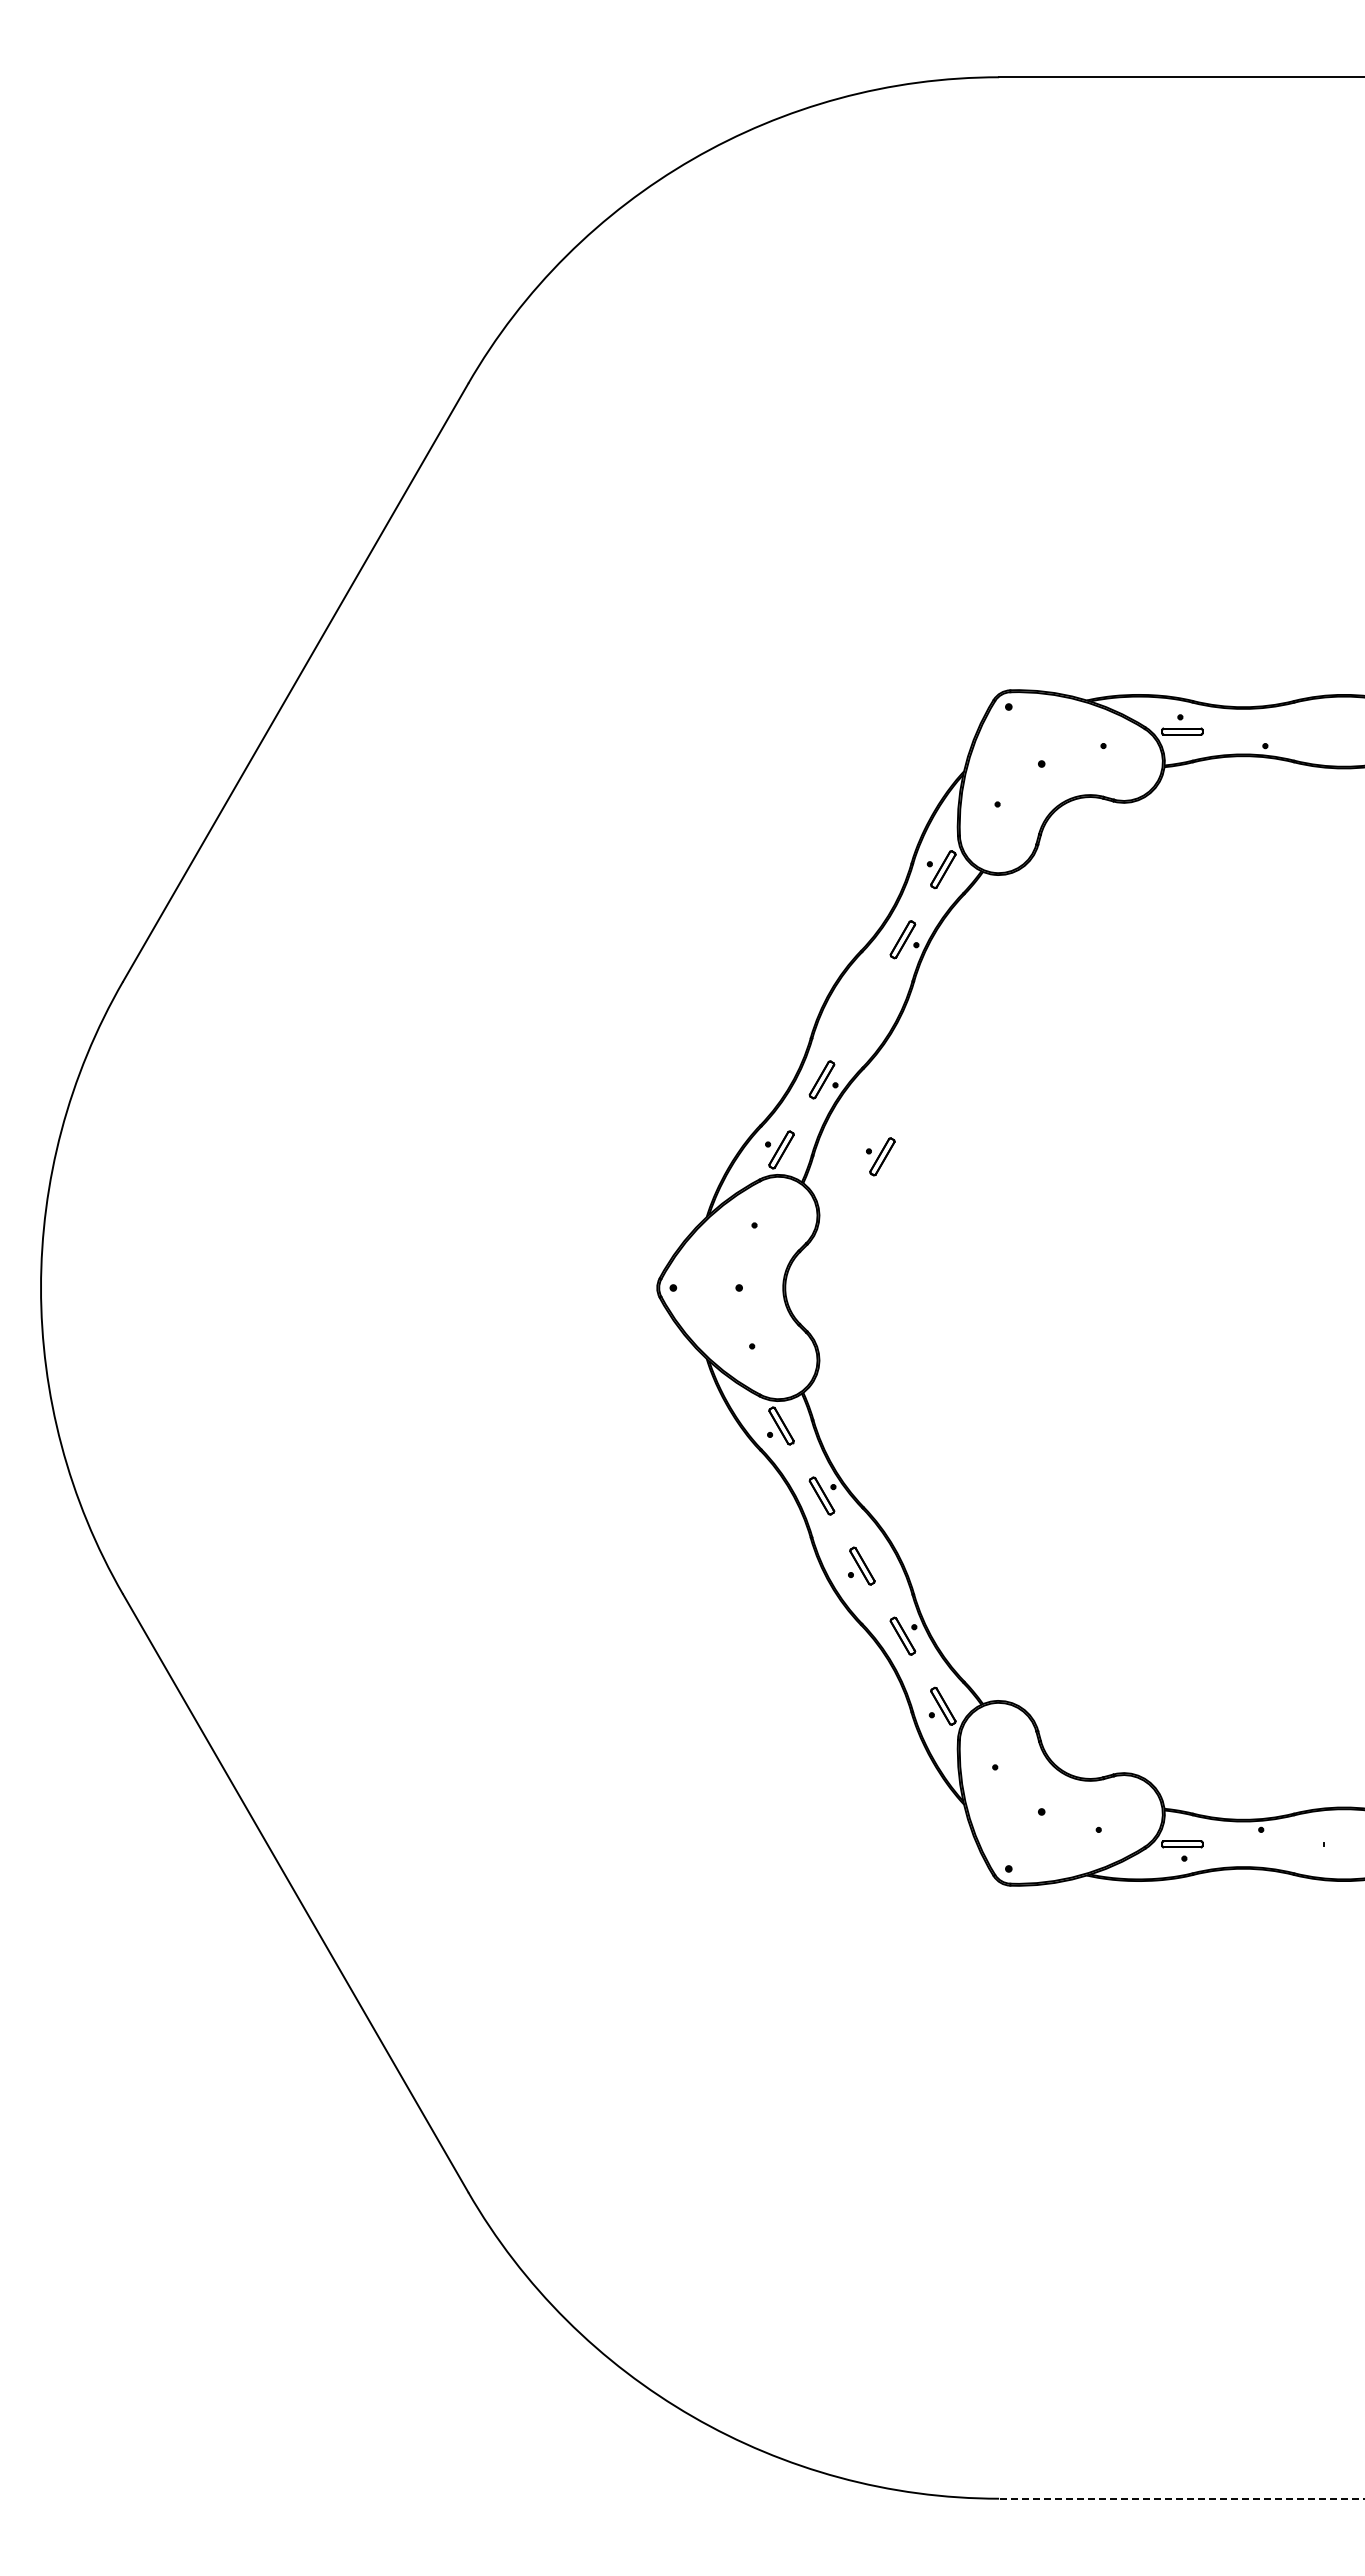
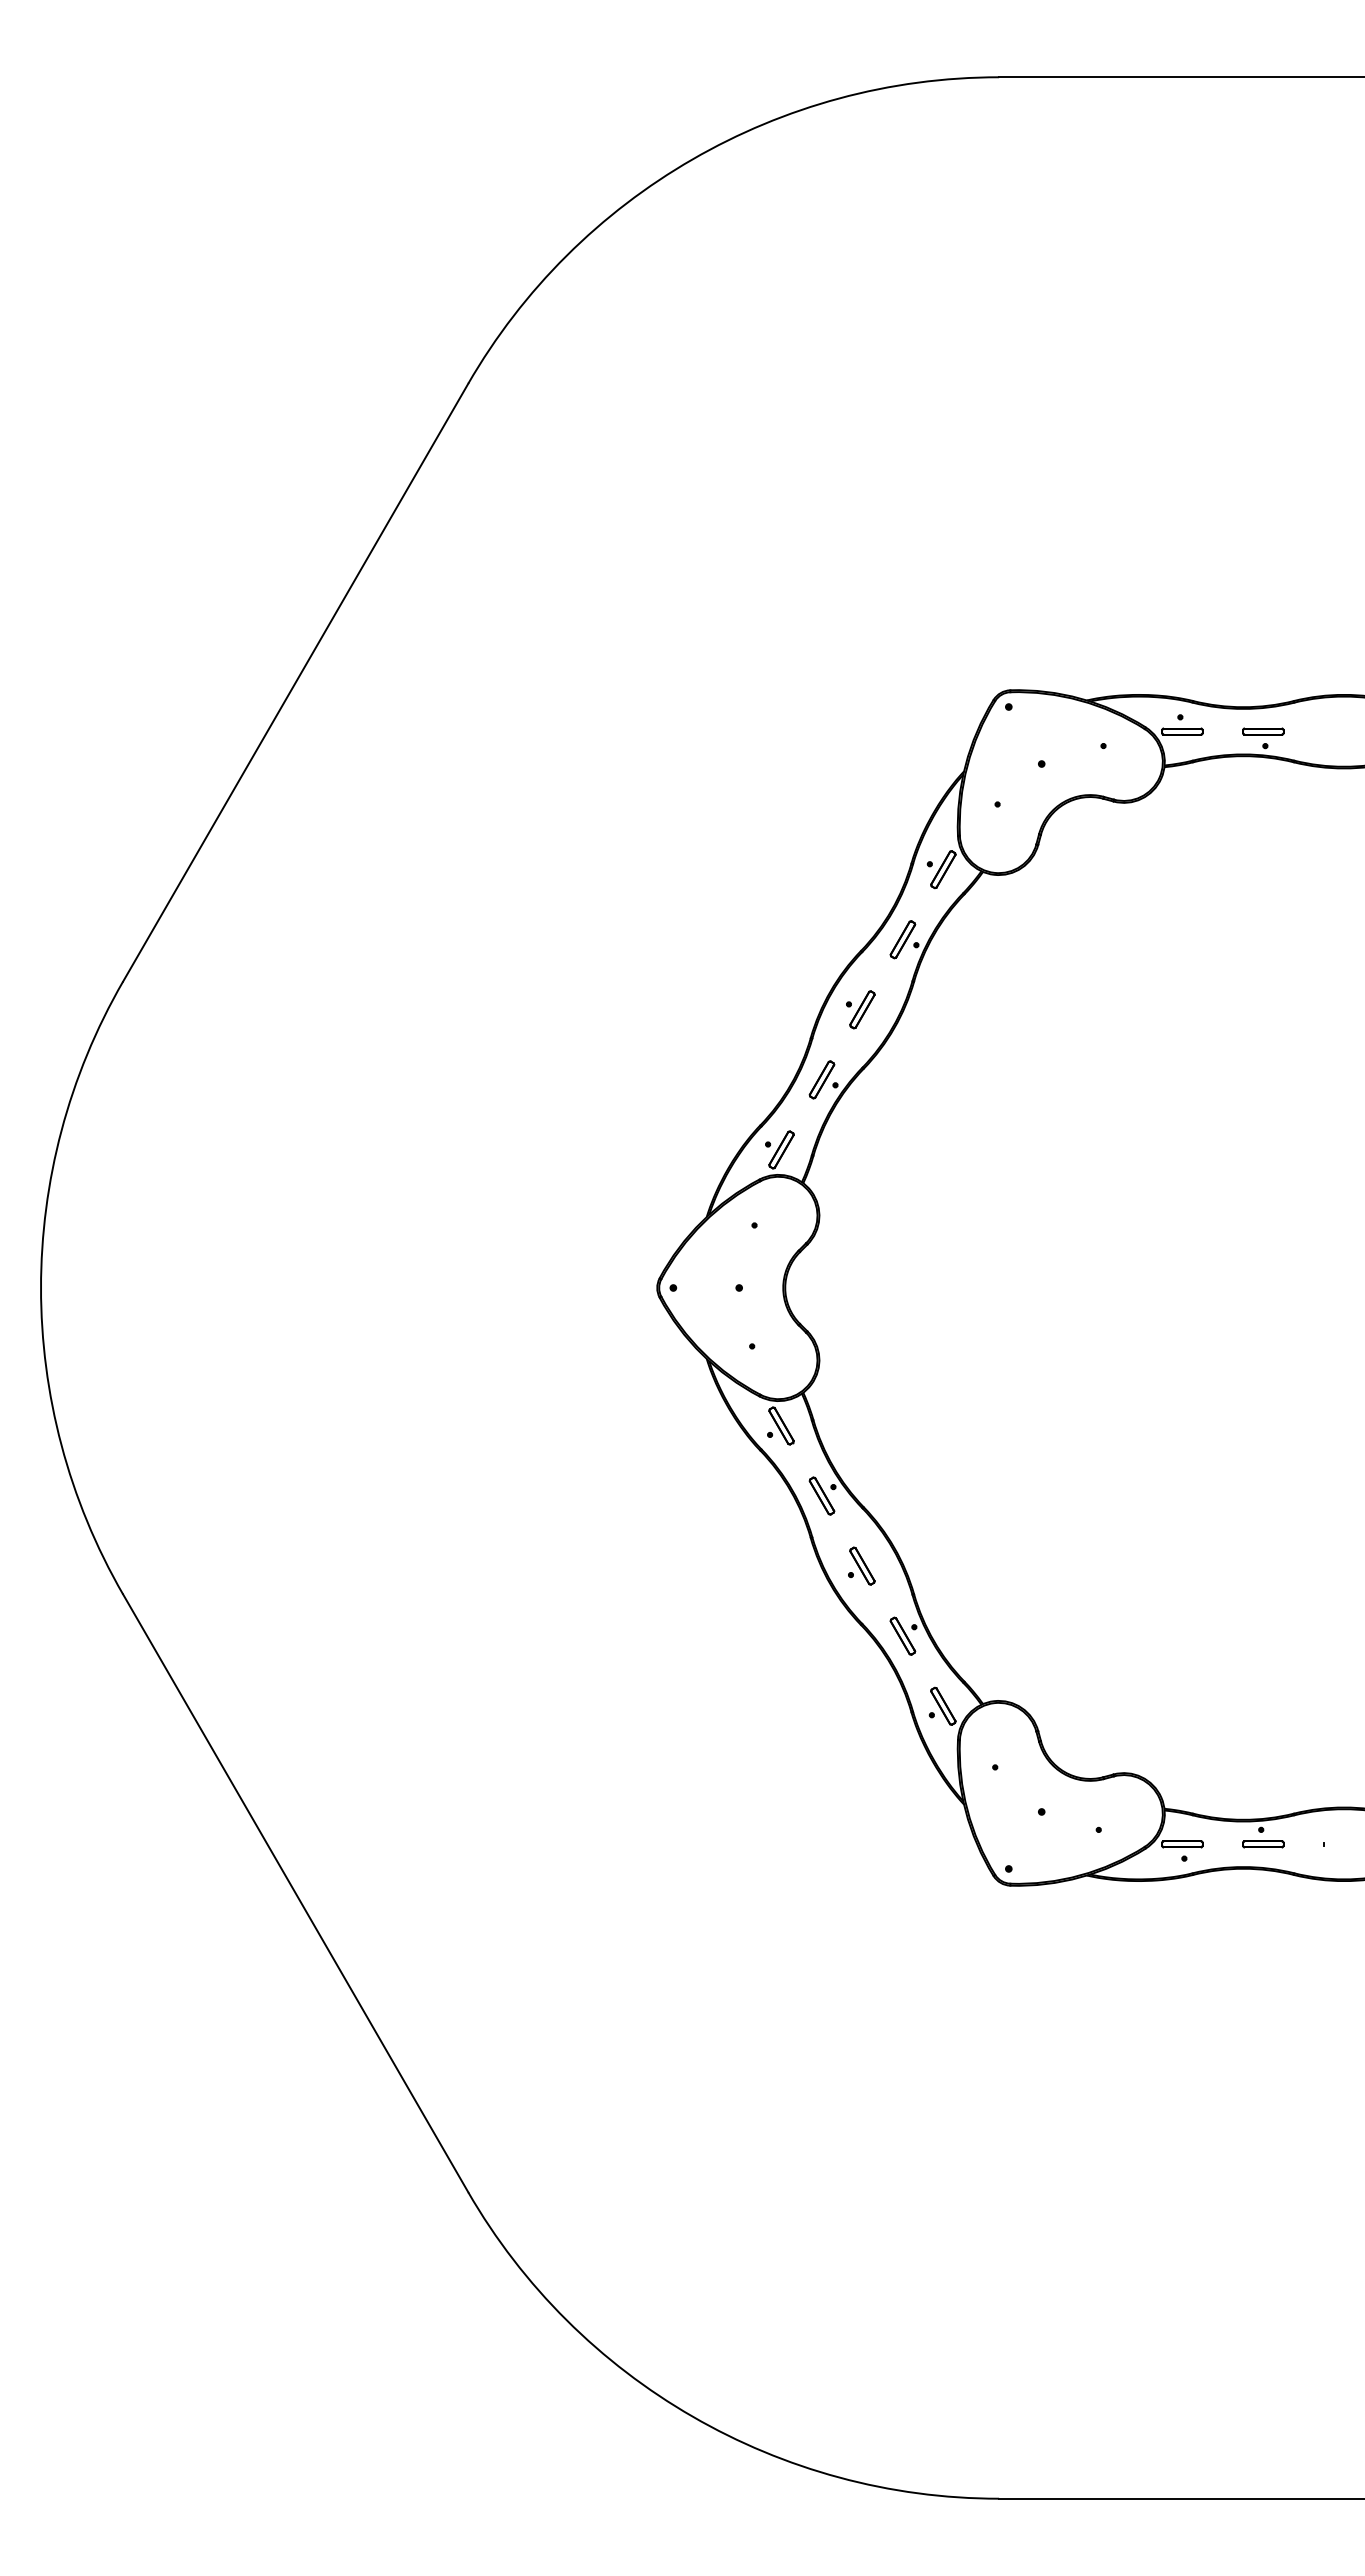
part: none -> present (1263, 731)
part position: (880, 1156) -> (860, 1009) (860, 1009)
part: none -> present (1263, 1844)
line: dashed -> solid (1181, 2498)
